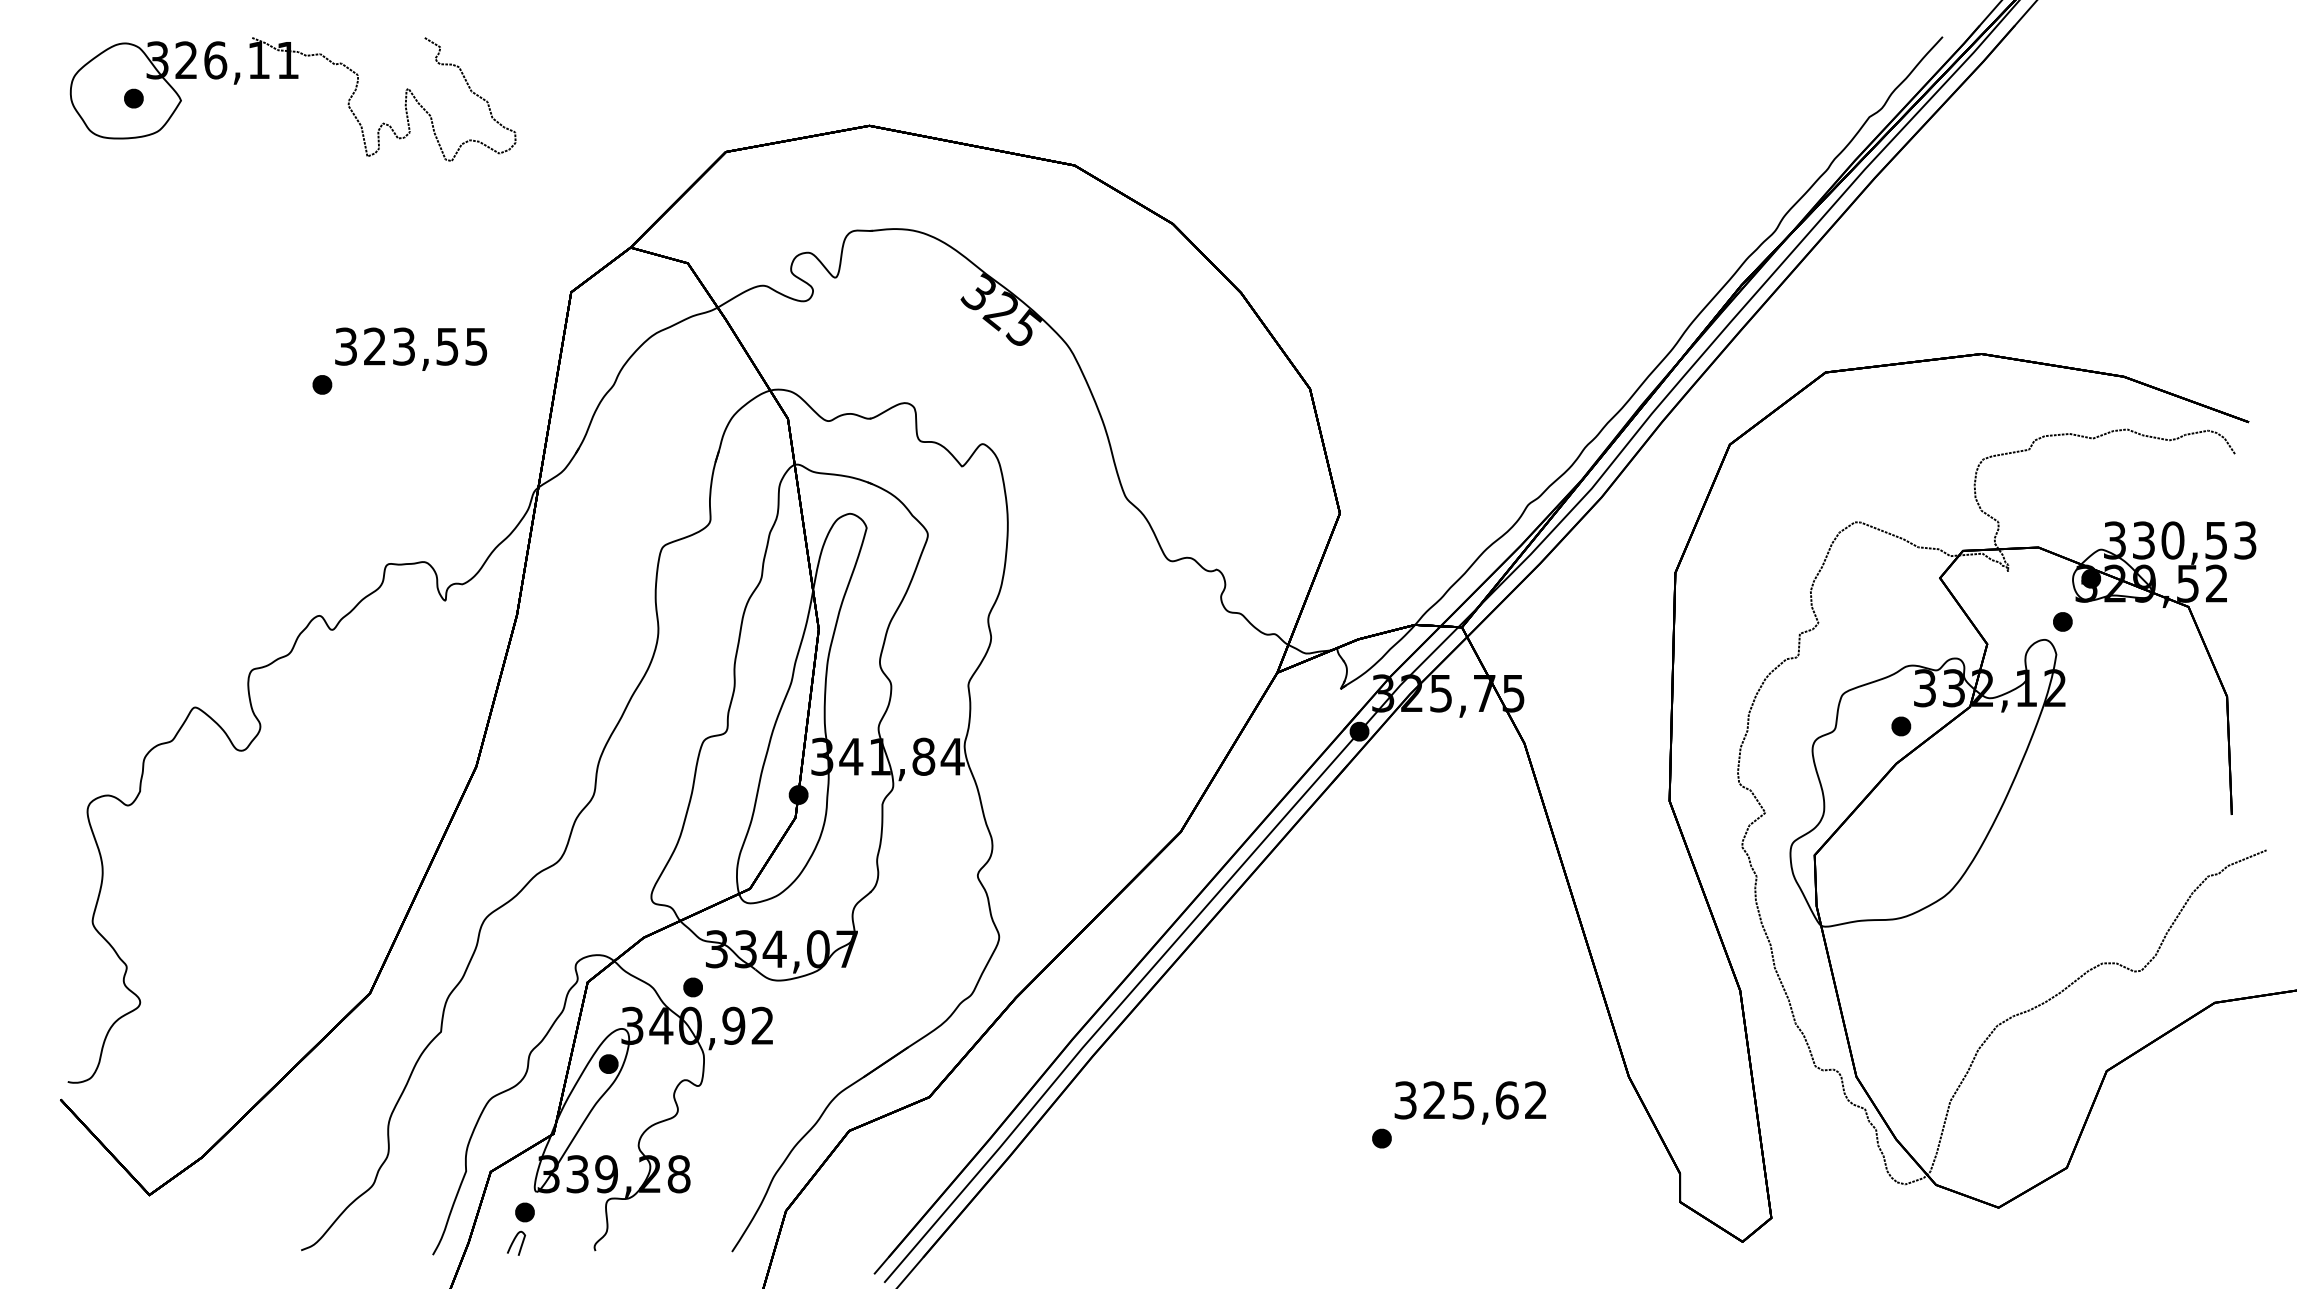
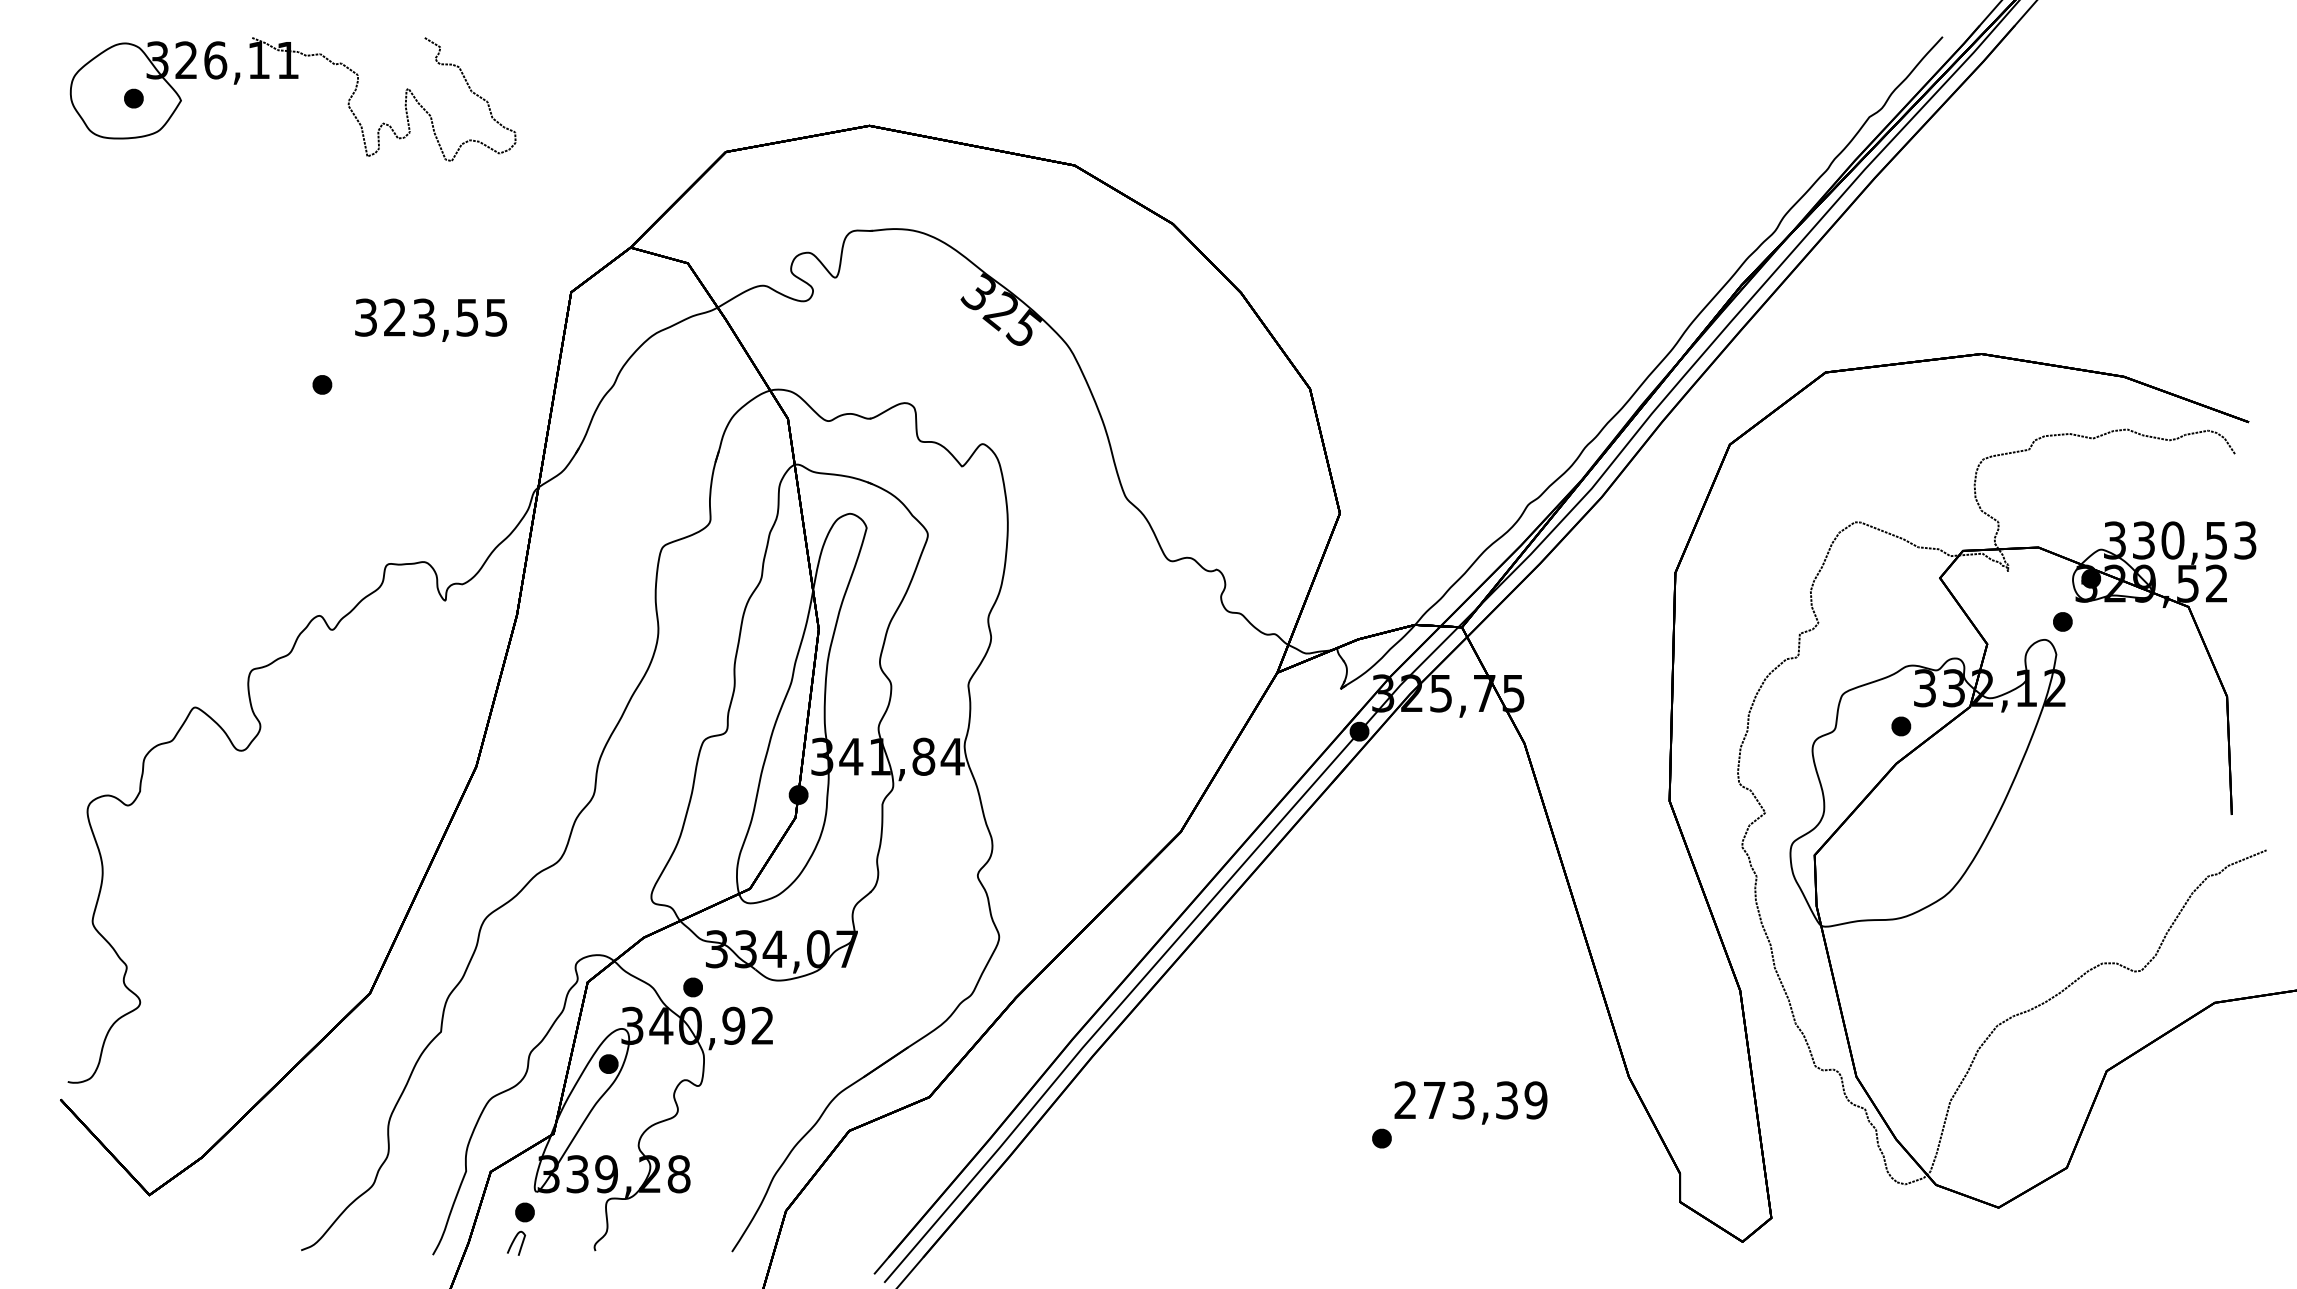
text position: (411, 348) -> (431, 319) (431, 319)
text: 325,62 -> 273,39 (1470, 1100)
